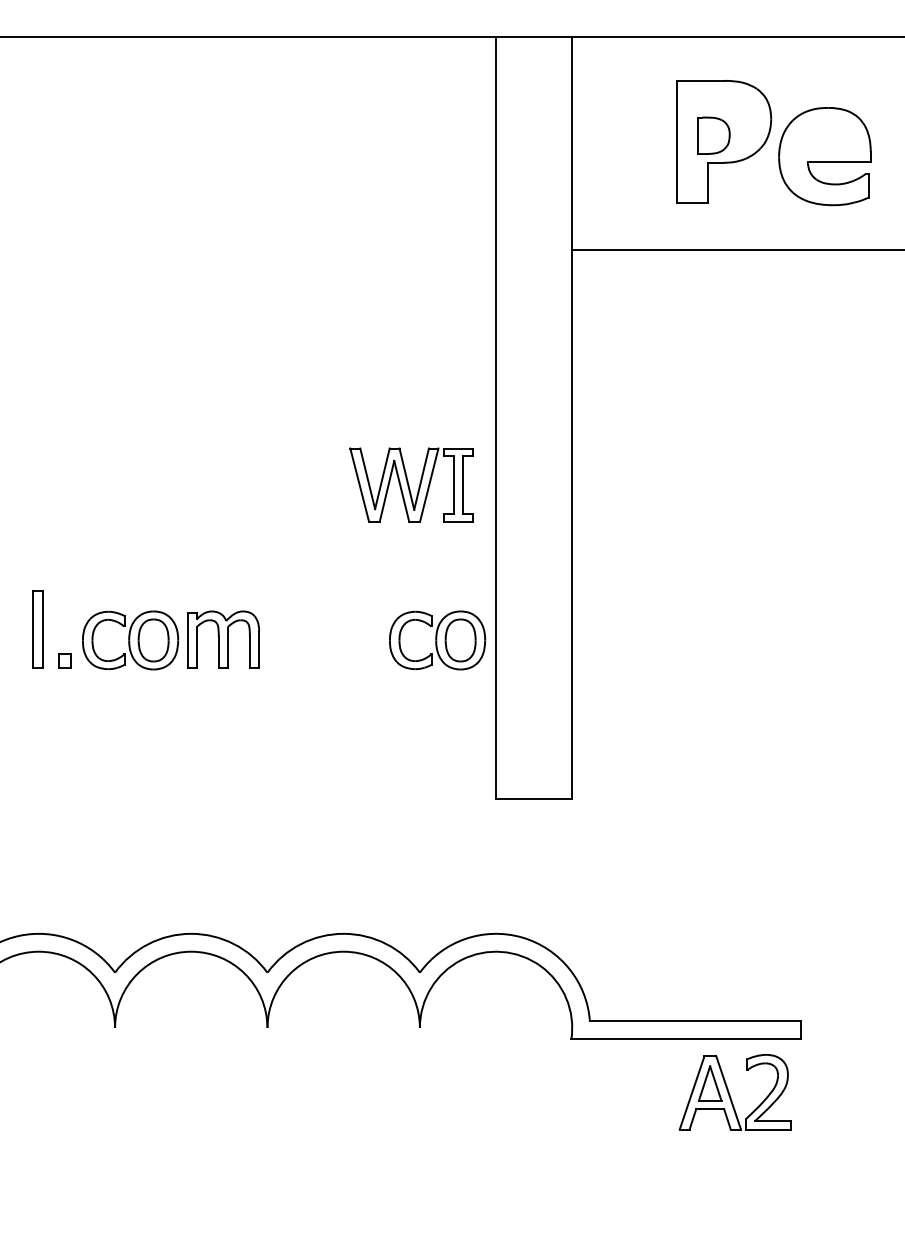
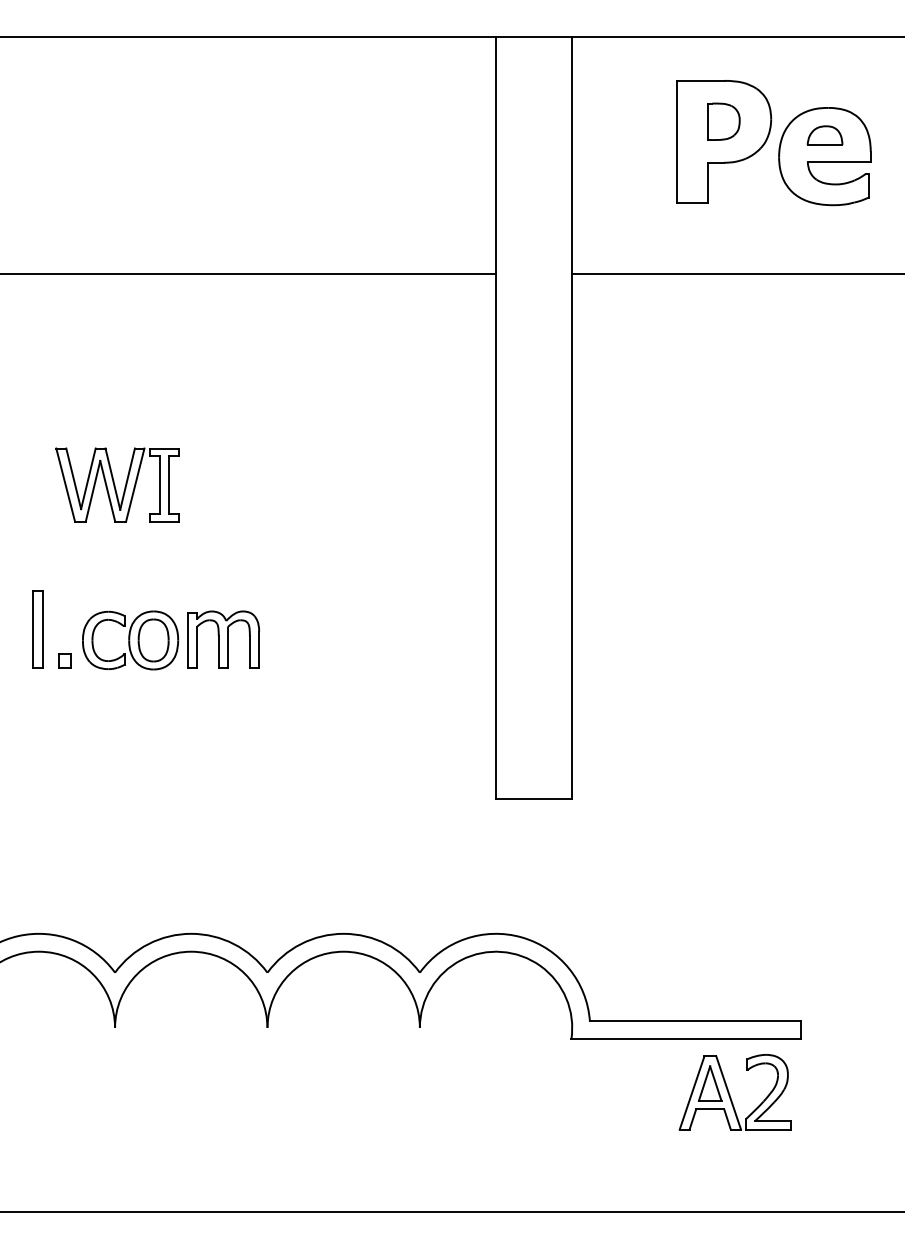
part position: (713, 135) -> (723, 121) (723, 121)
part: none -> present (824, 135)
line position: (736, 249) -> (736, 273) (736, 273)
line: none -> present (249, 273)
part position: (411, 484) -> (117, 484) (117, 484)
part: present -> none (437, 640)
line: none -> present (451, 1212)
